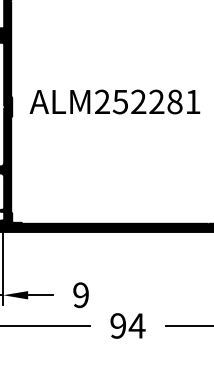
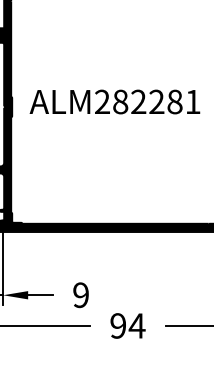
text: ALM252281 -> ALM282281 (120, 101)
